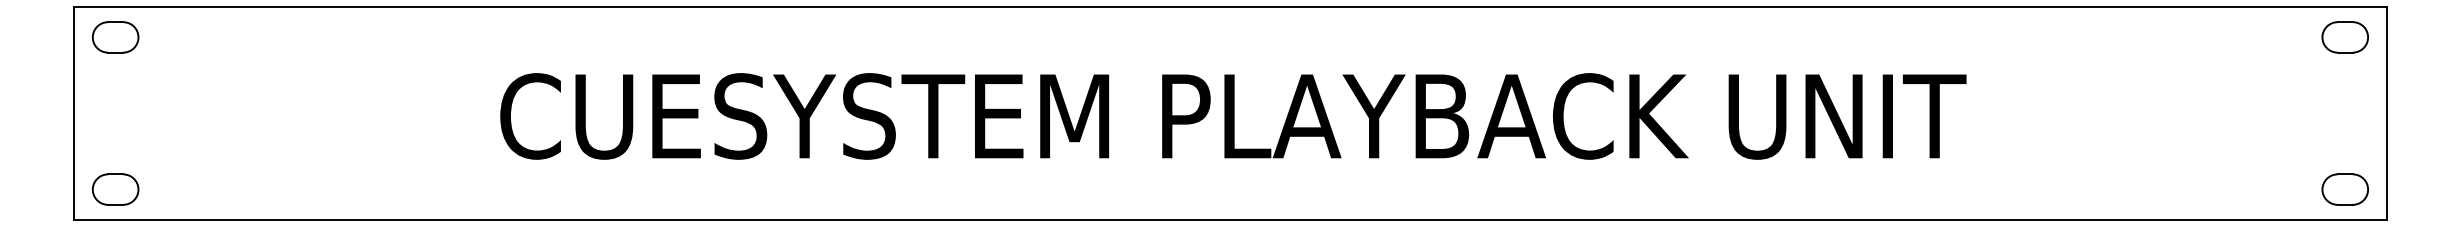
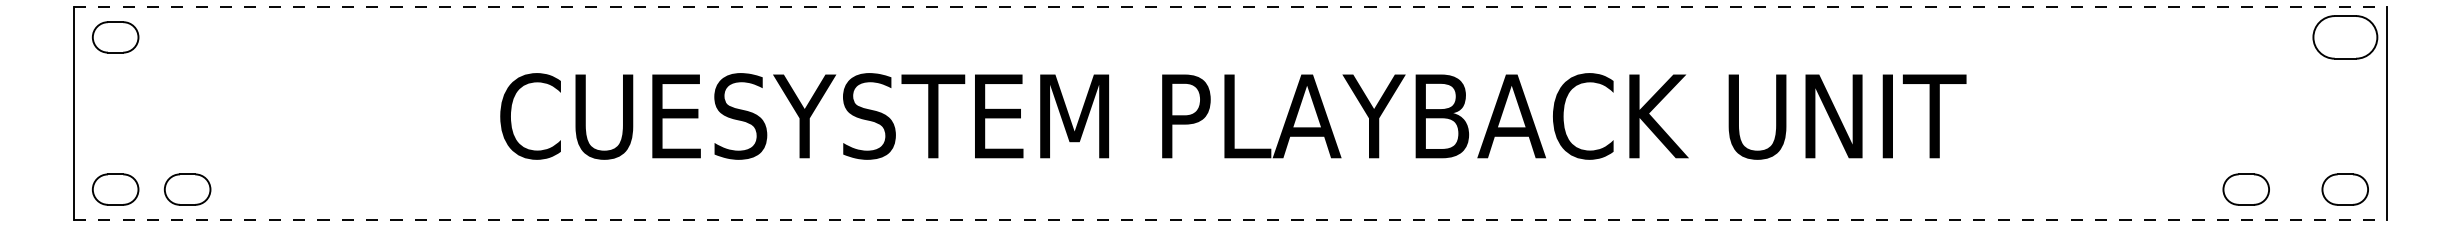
line: solid -> dashed (1230, 6)
part size: 48x33 px -> 67x45 px (2345, 37)
part: none -> present (187, 189)
part: none -> present (2245, 189)
line: solid -> dashed (1230, 220)
